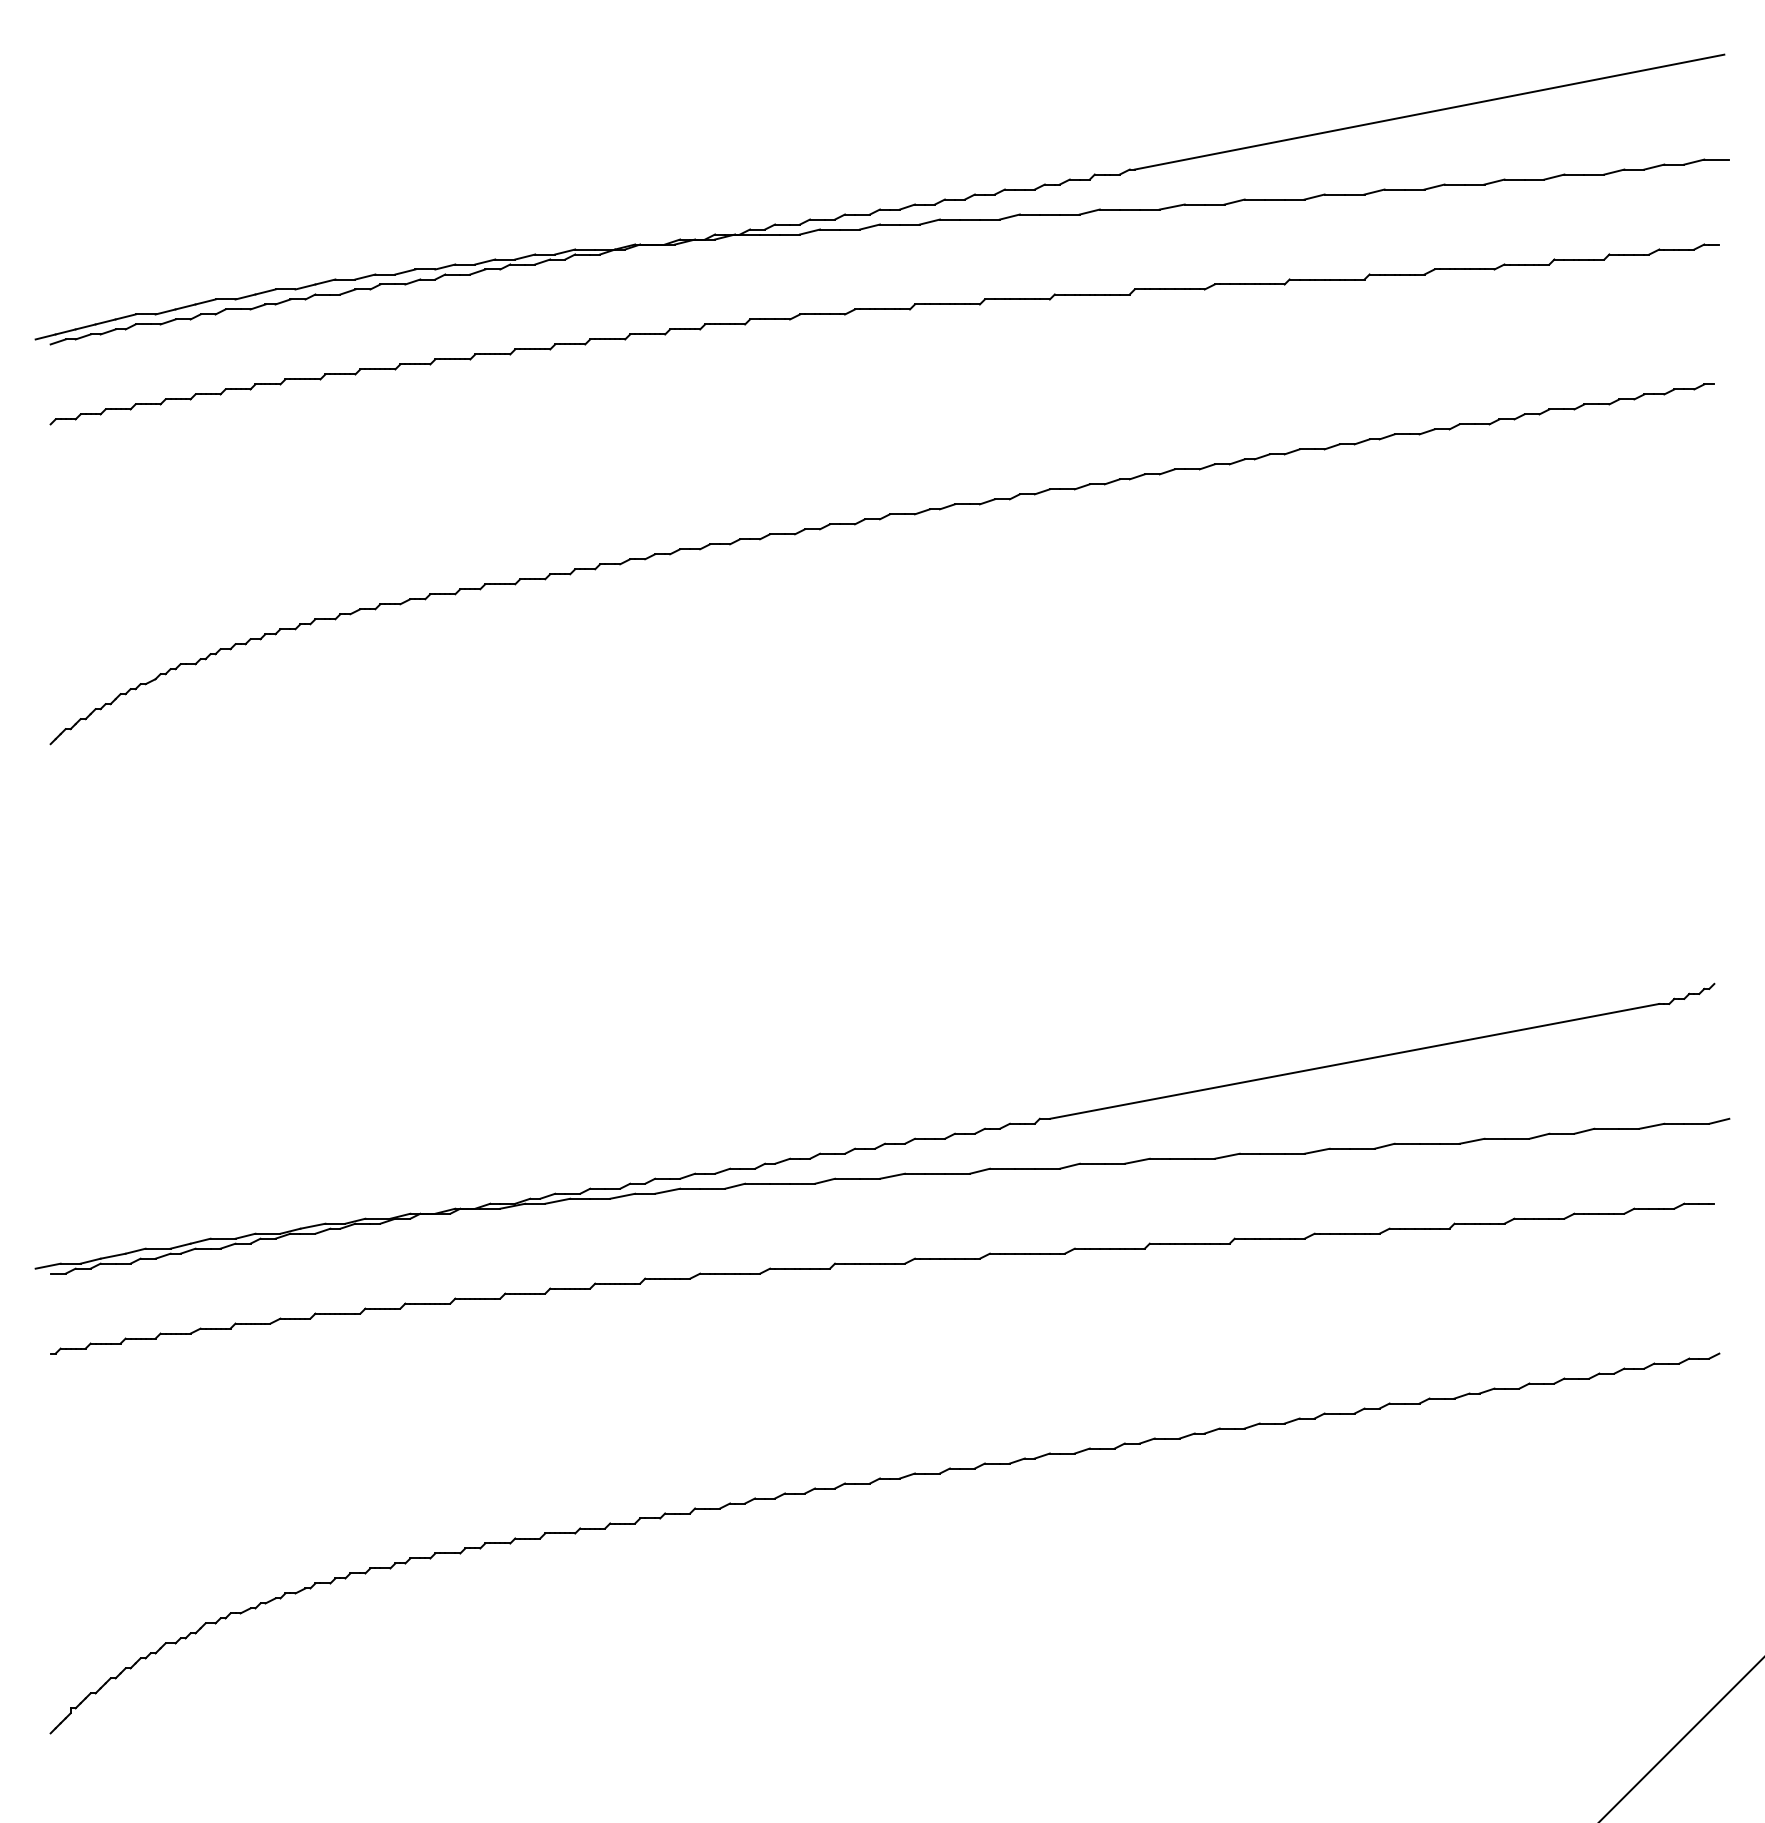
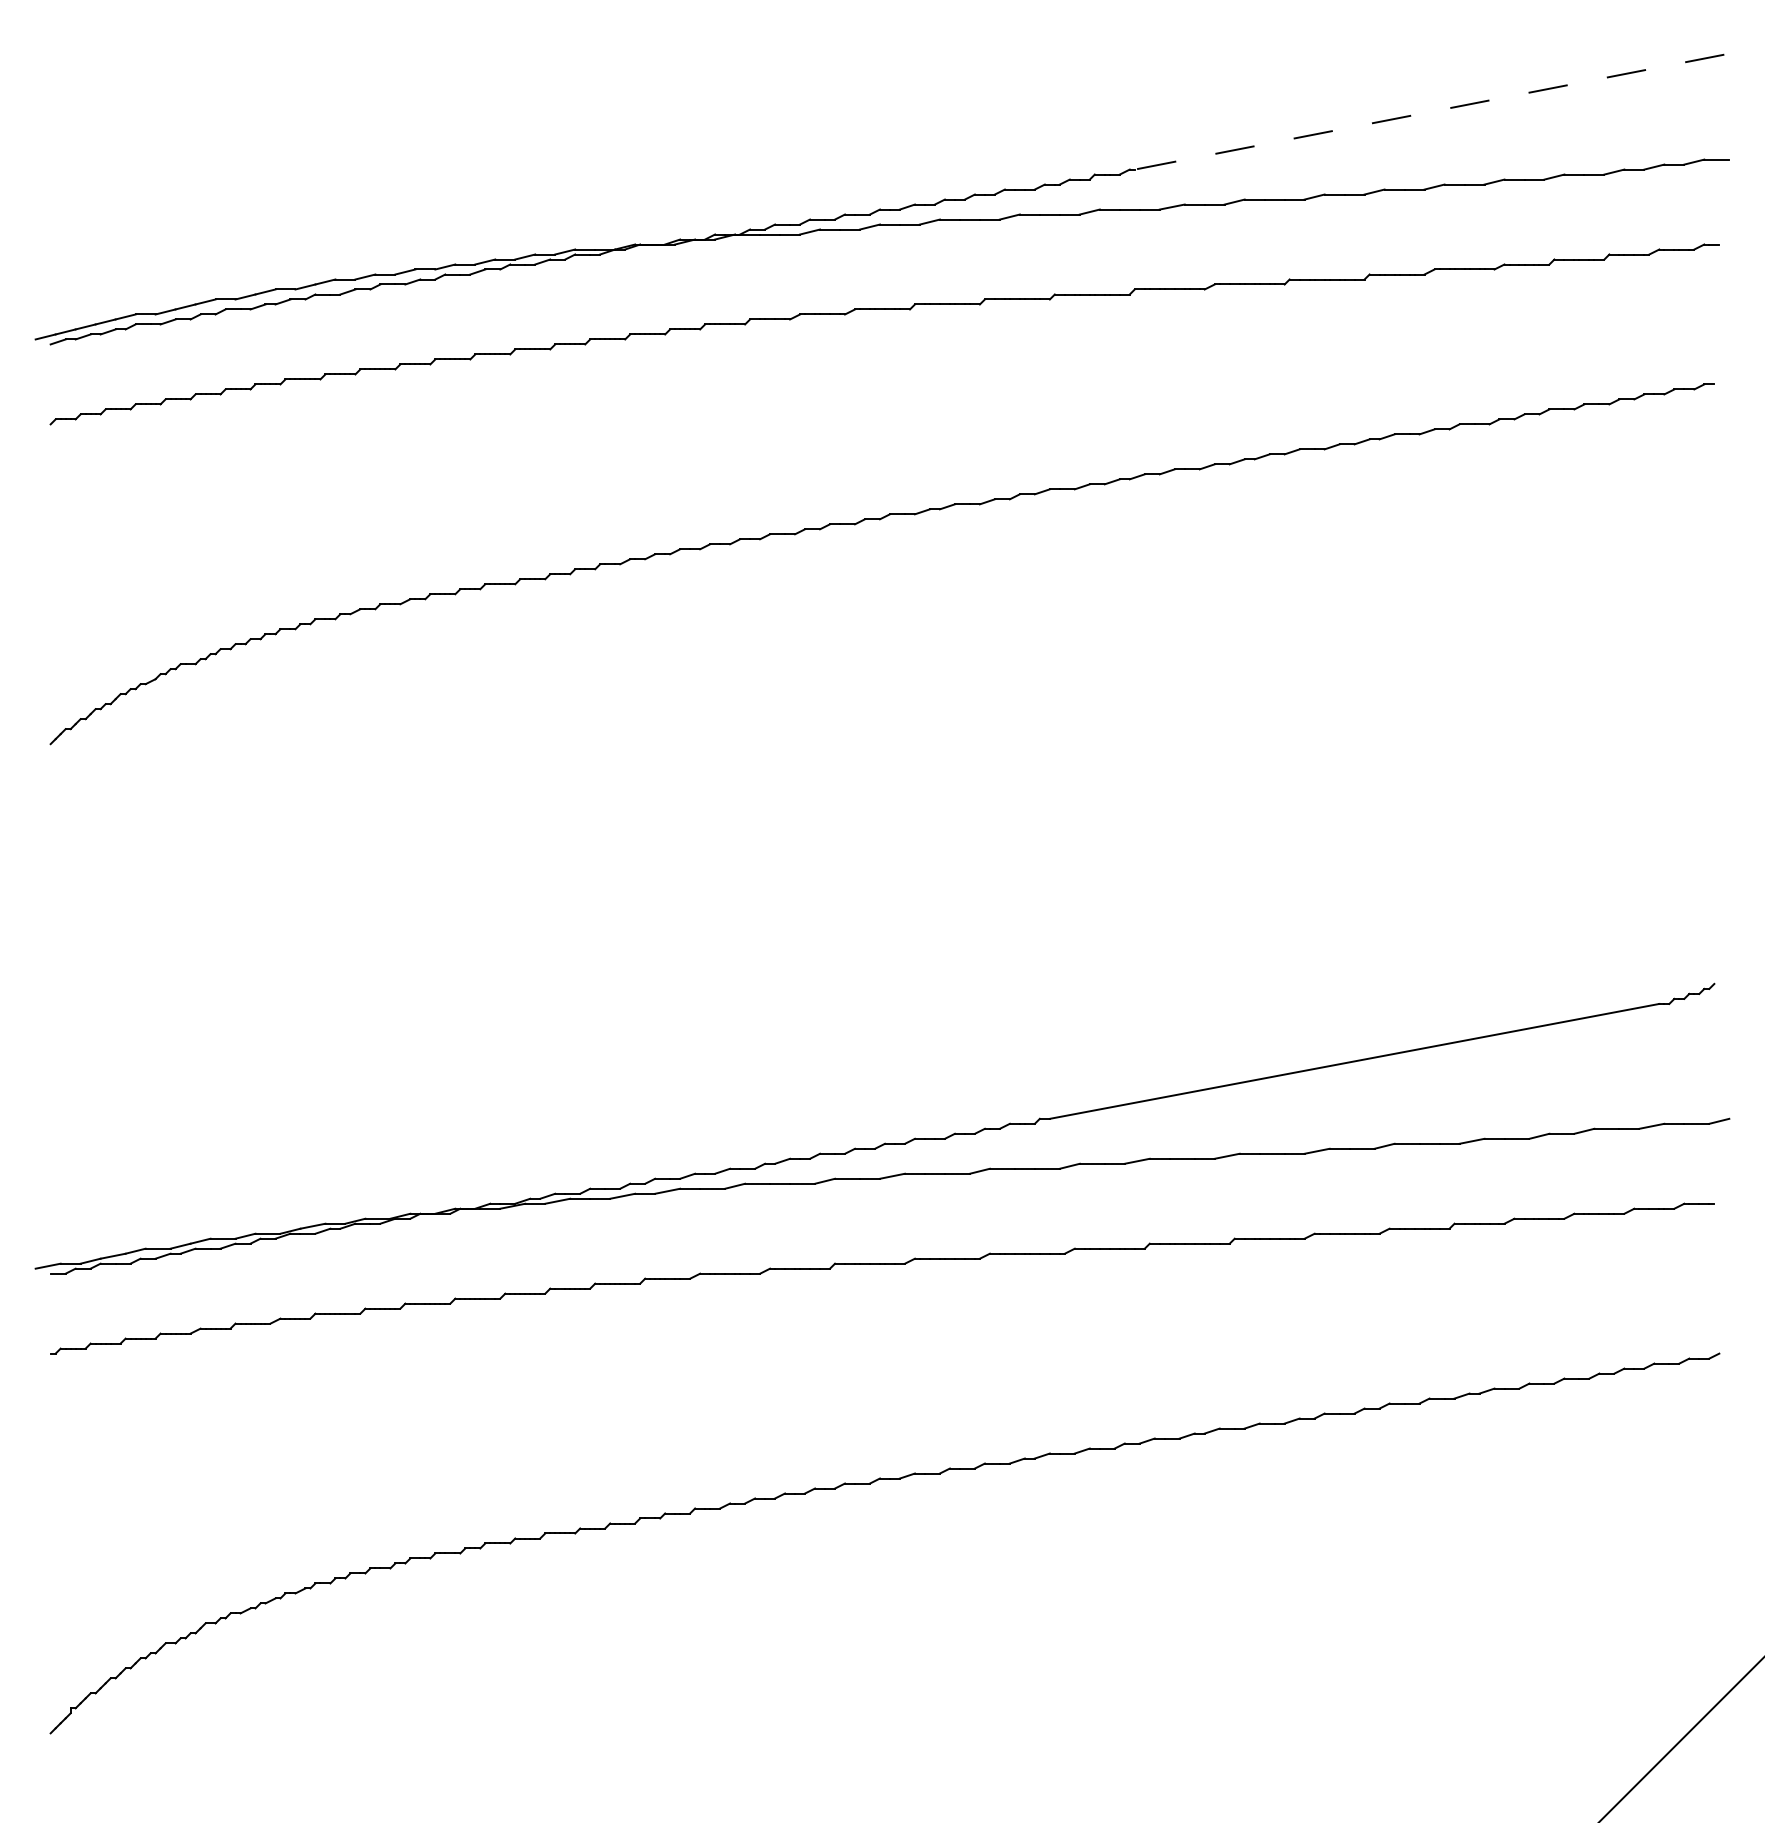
line: solid -> dashed (1429, 112)
